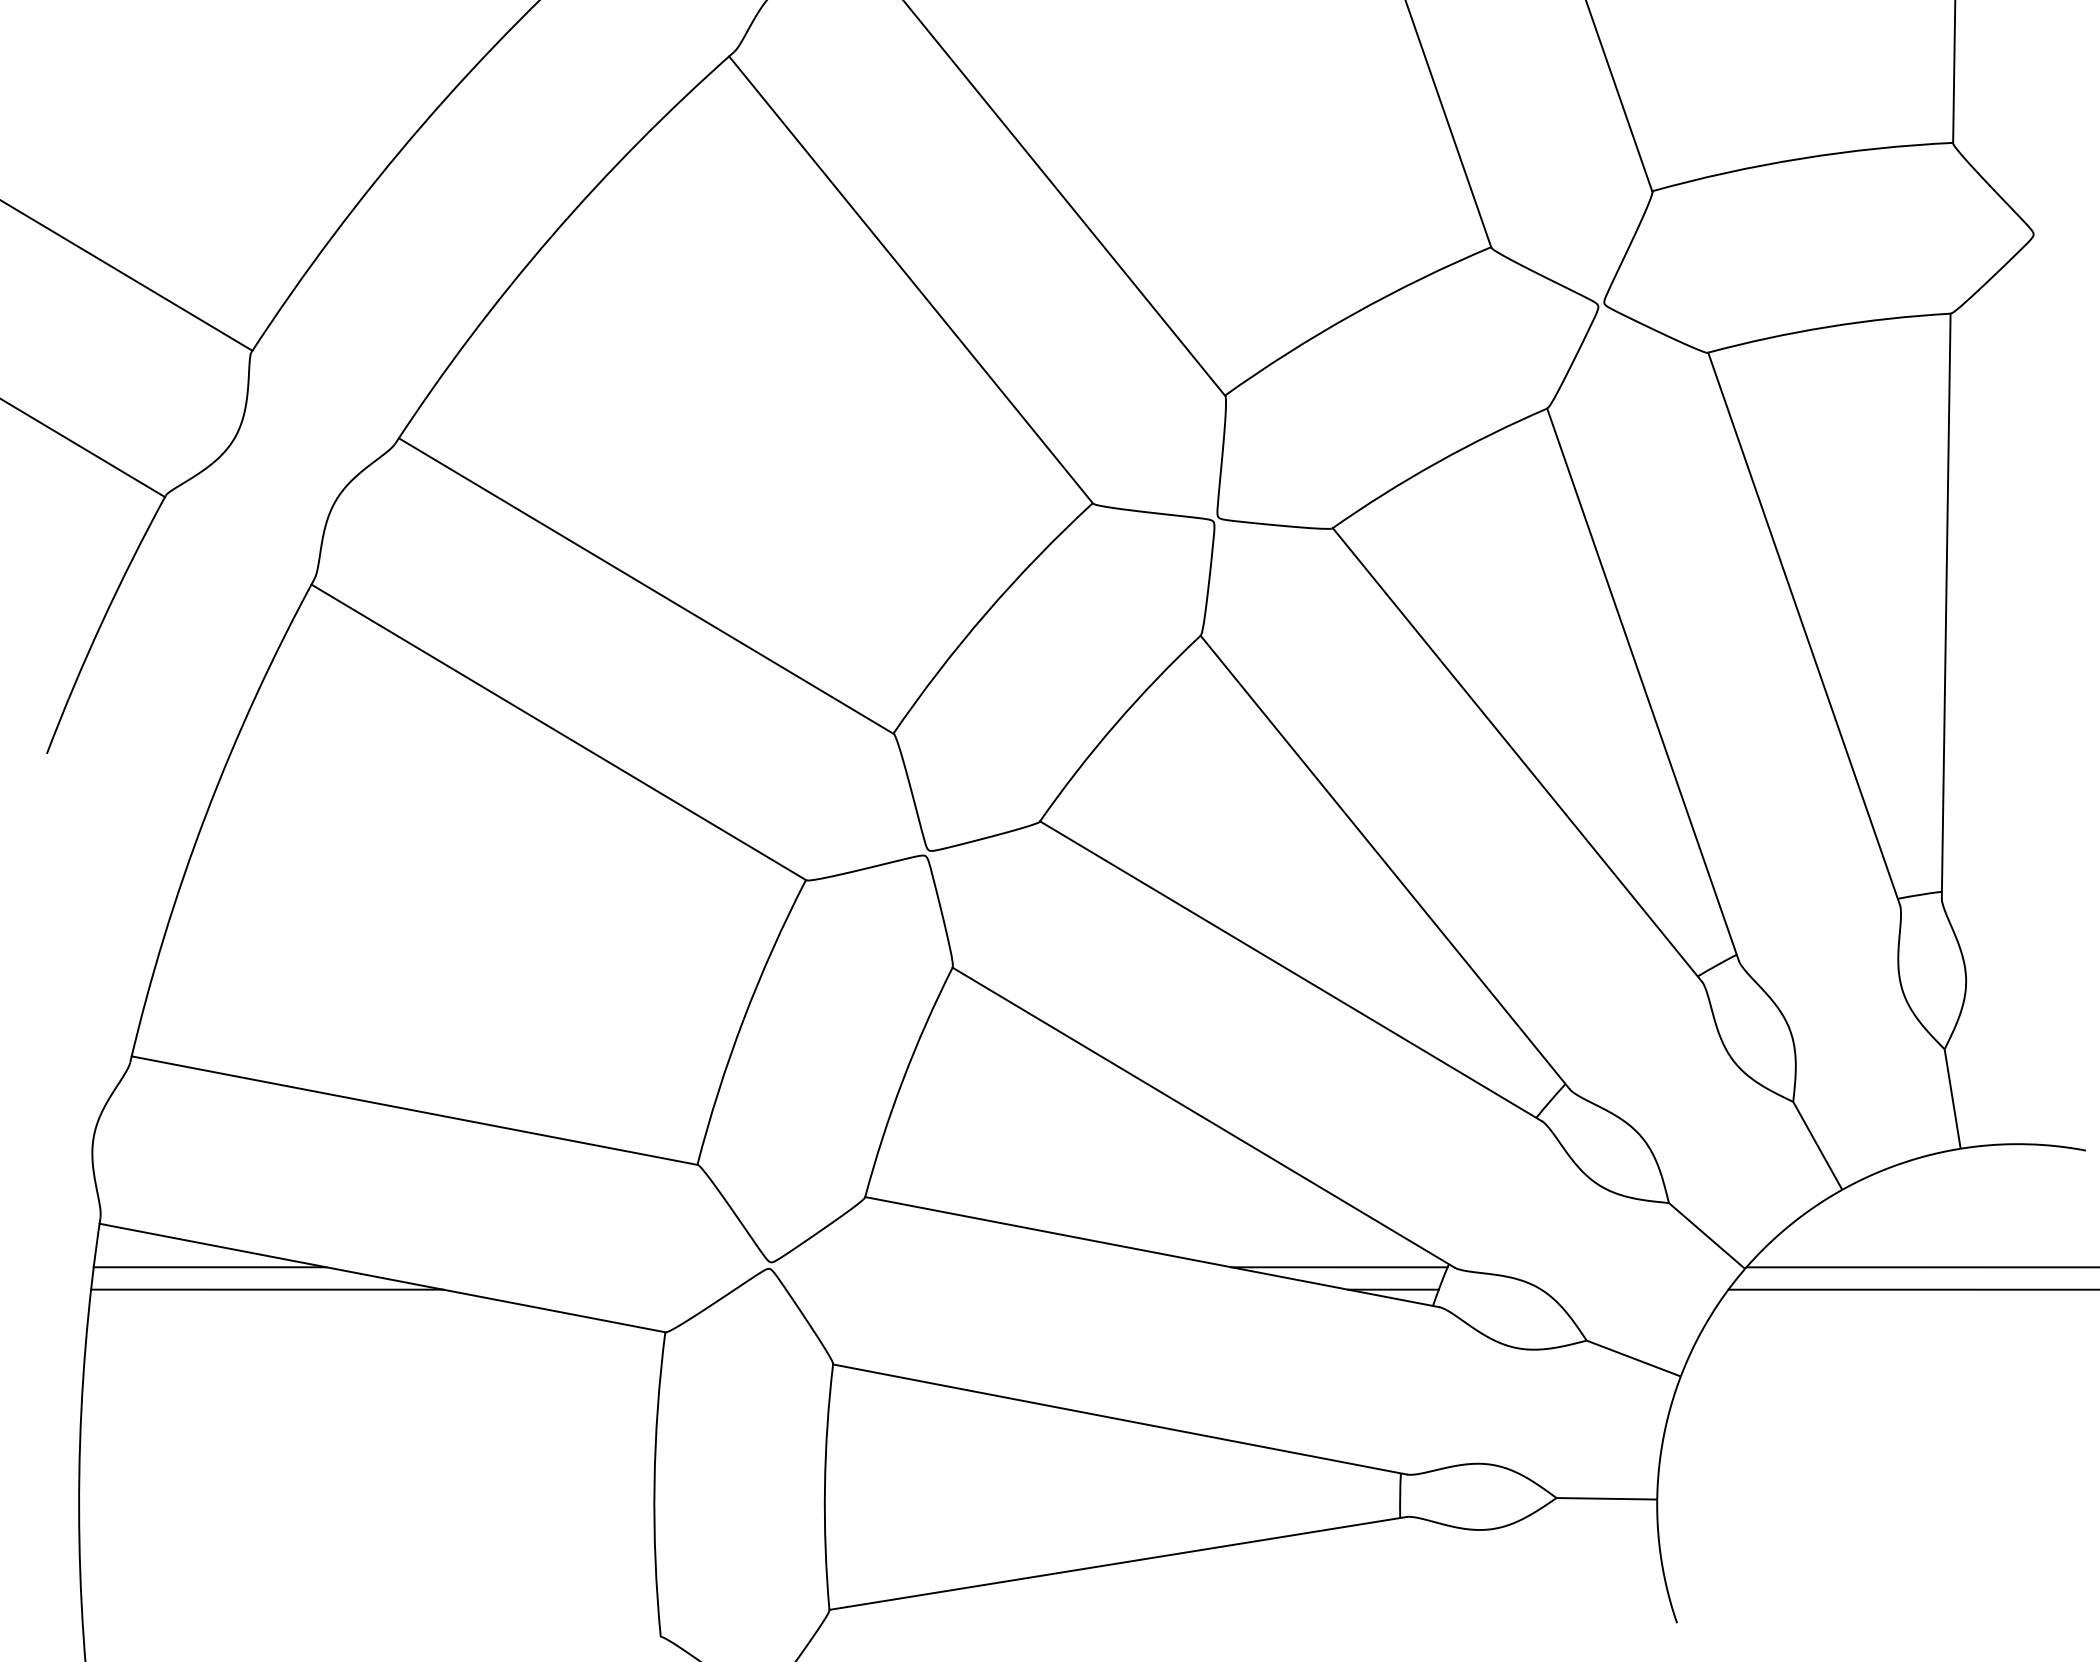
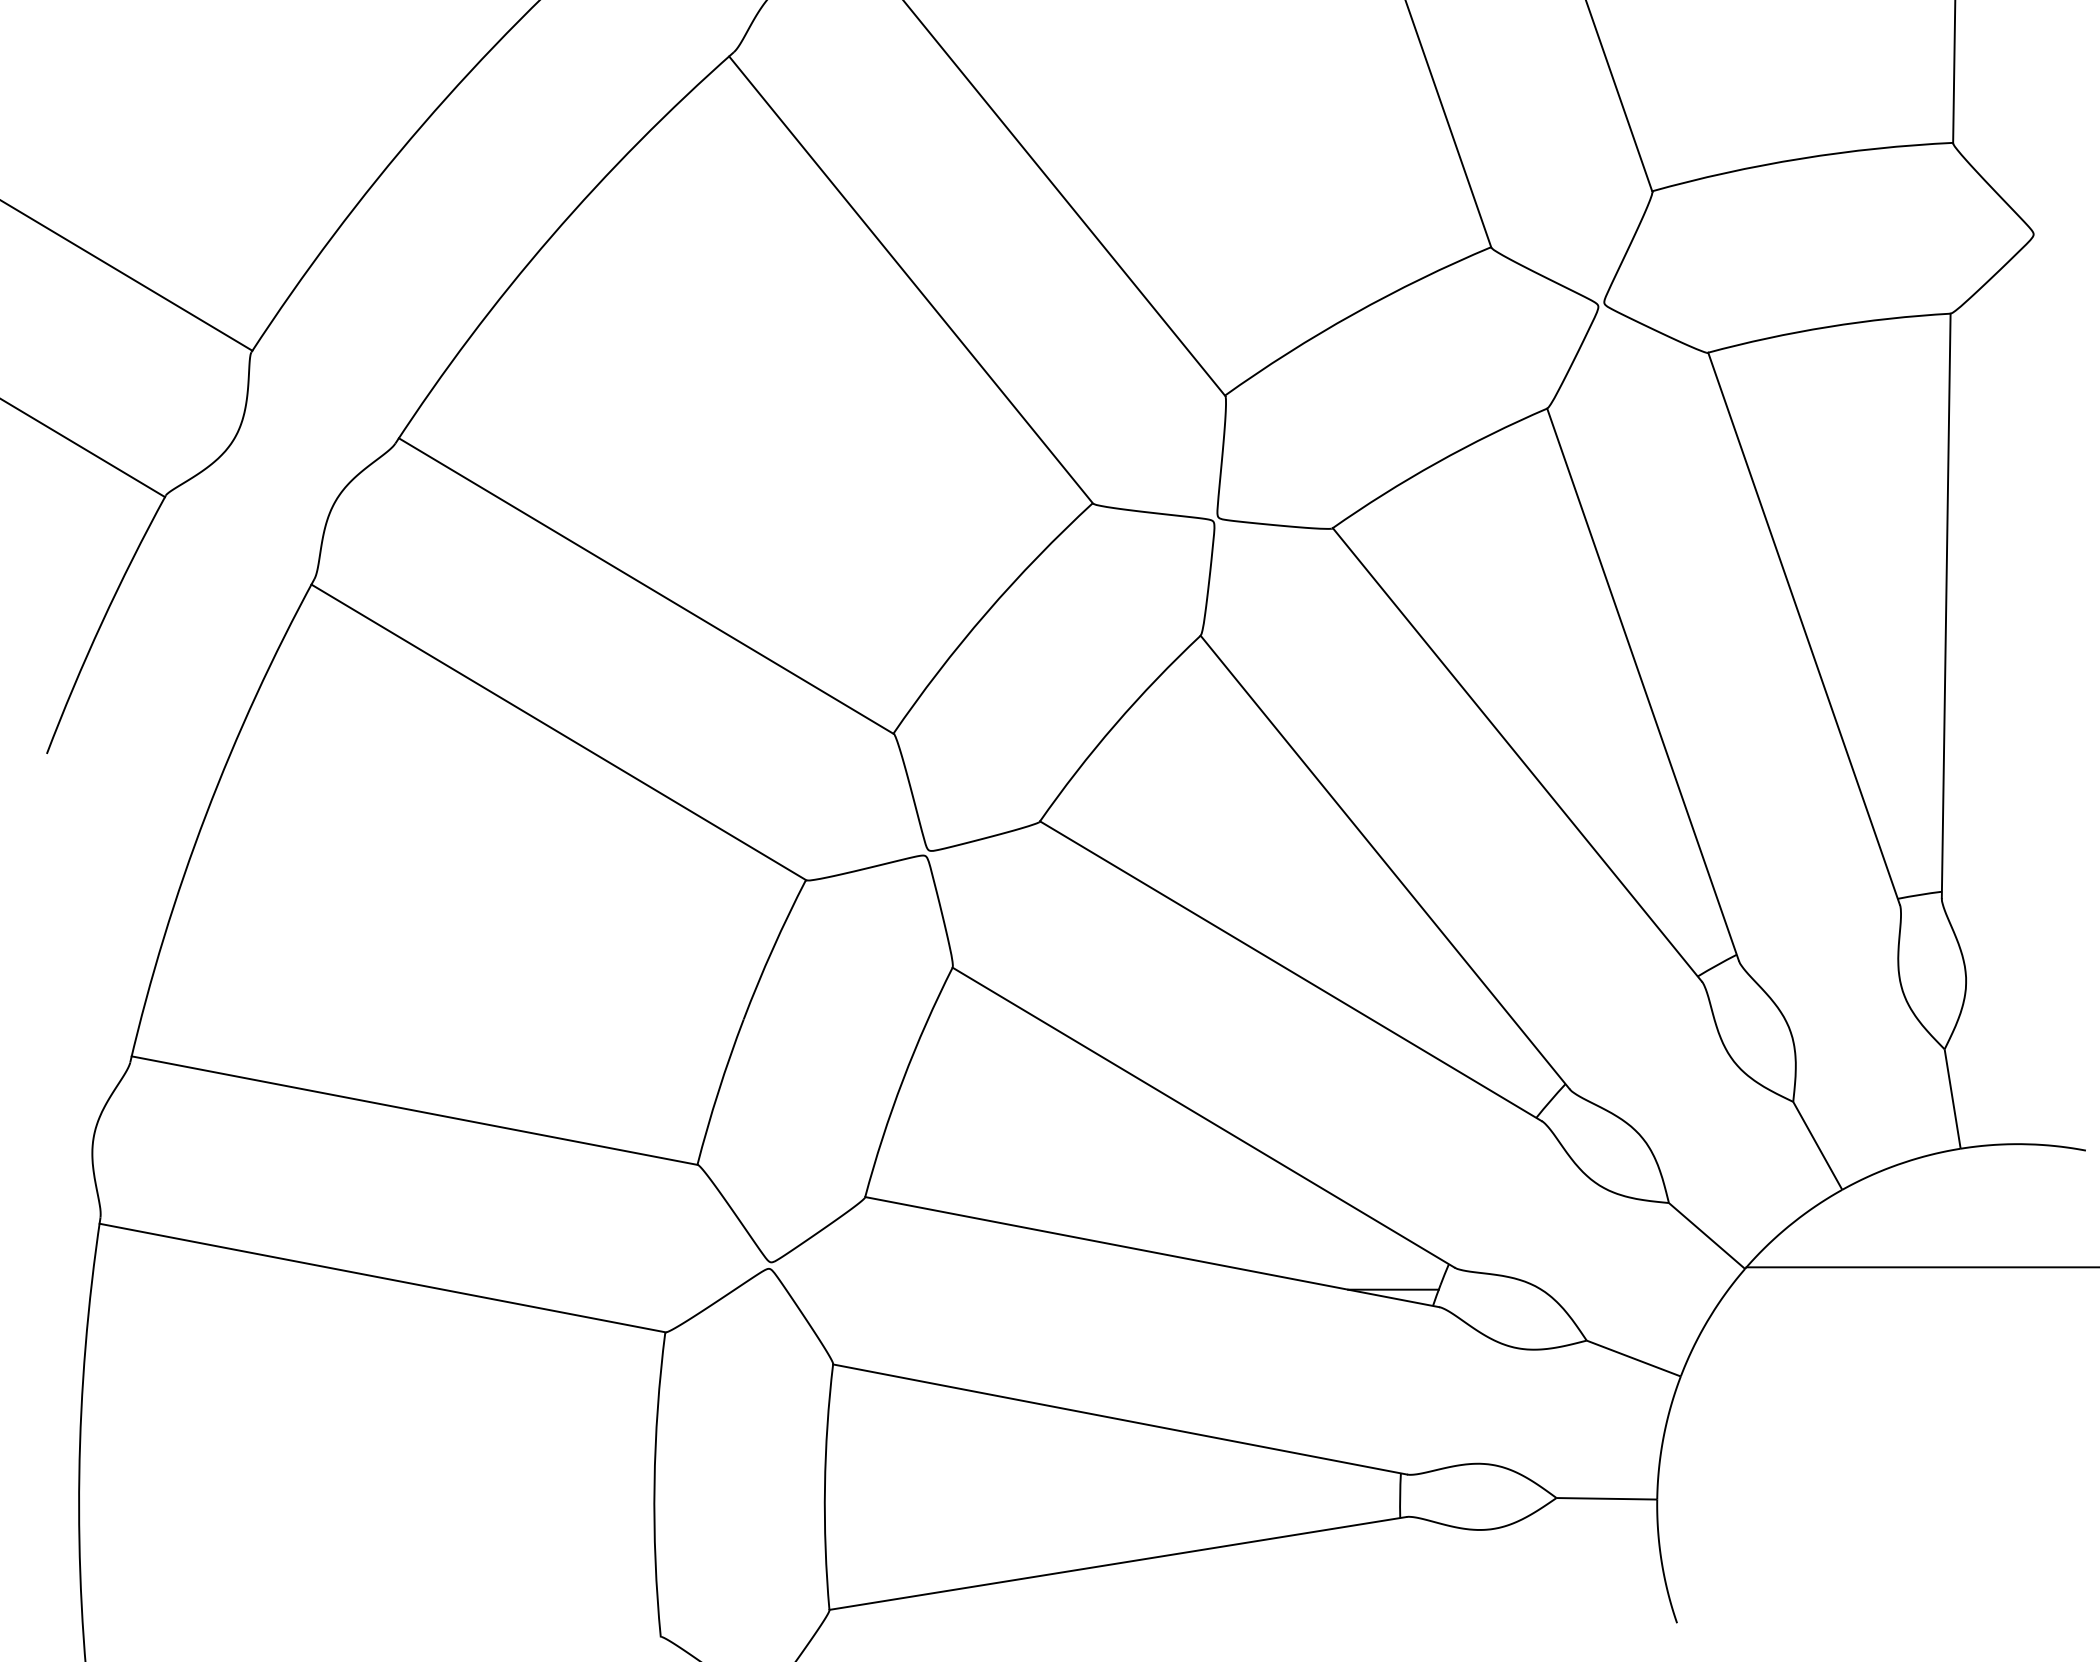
line: present -> none (209, 1267)
line: present -> none (1339, 1267)
line: present -> none (267, 1289)
line: present -> none (1912, 1289)
